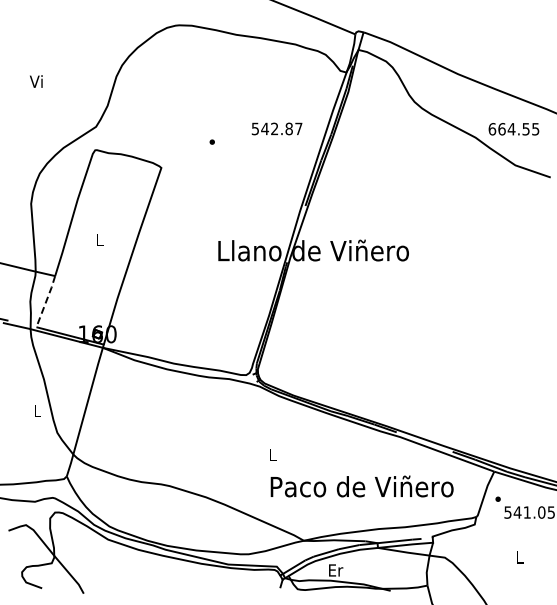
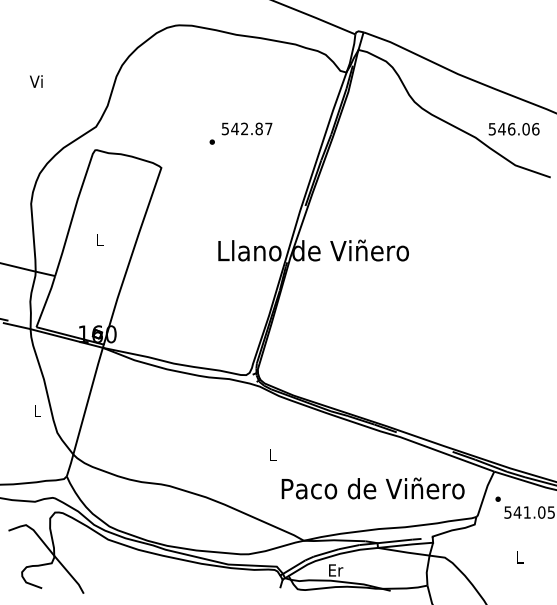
text position: (276, 128) -> (246, 128) (246, 128)
text: 664.55 -> 546.06 (513, 129)
line: dashed -> solid (46, 301)
text position: (361, 486) -> (372, 488) (372, 488)
